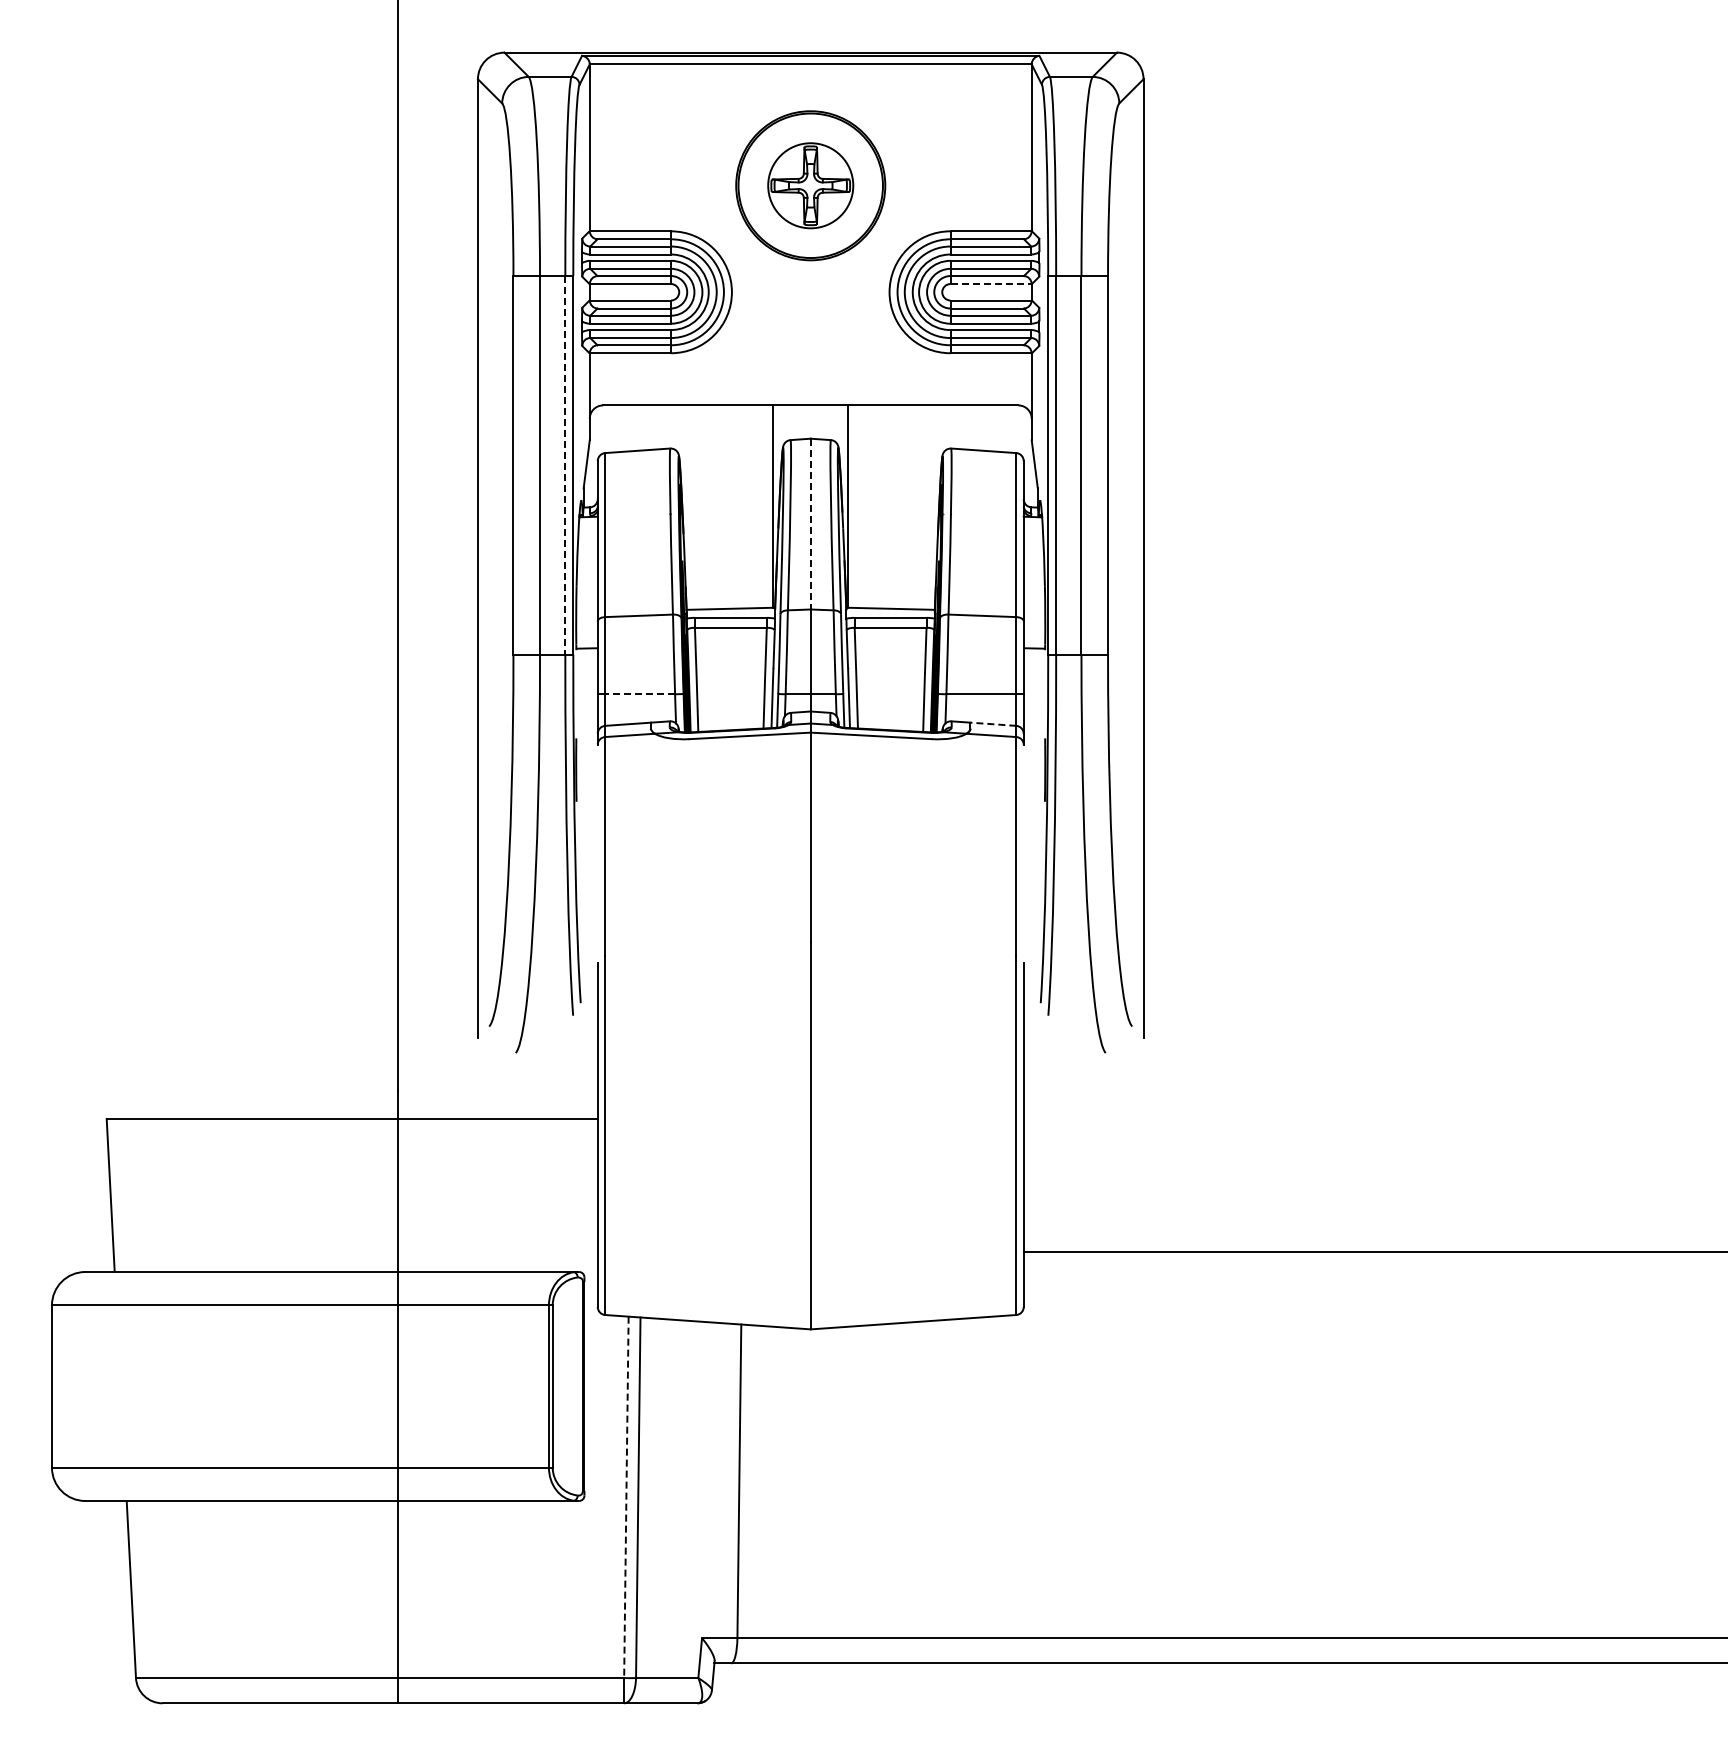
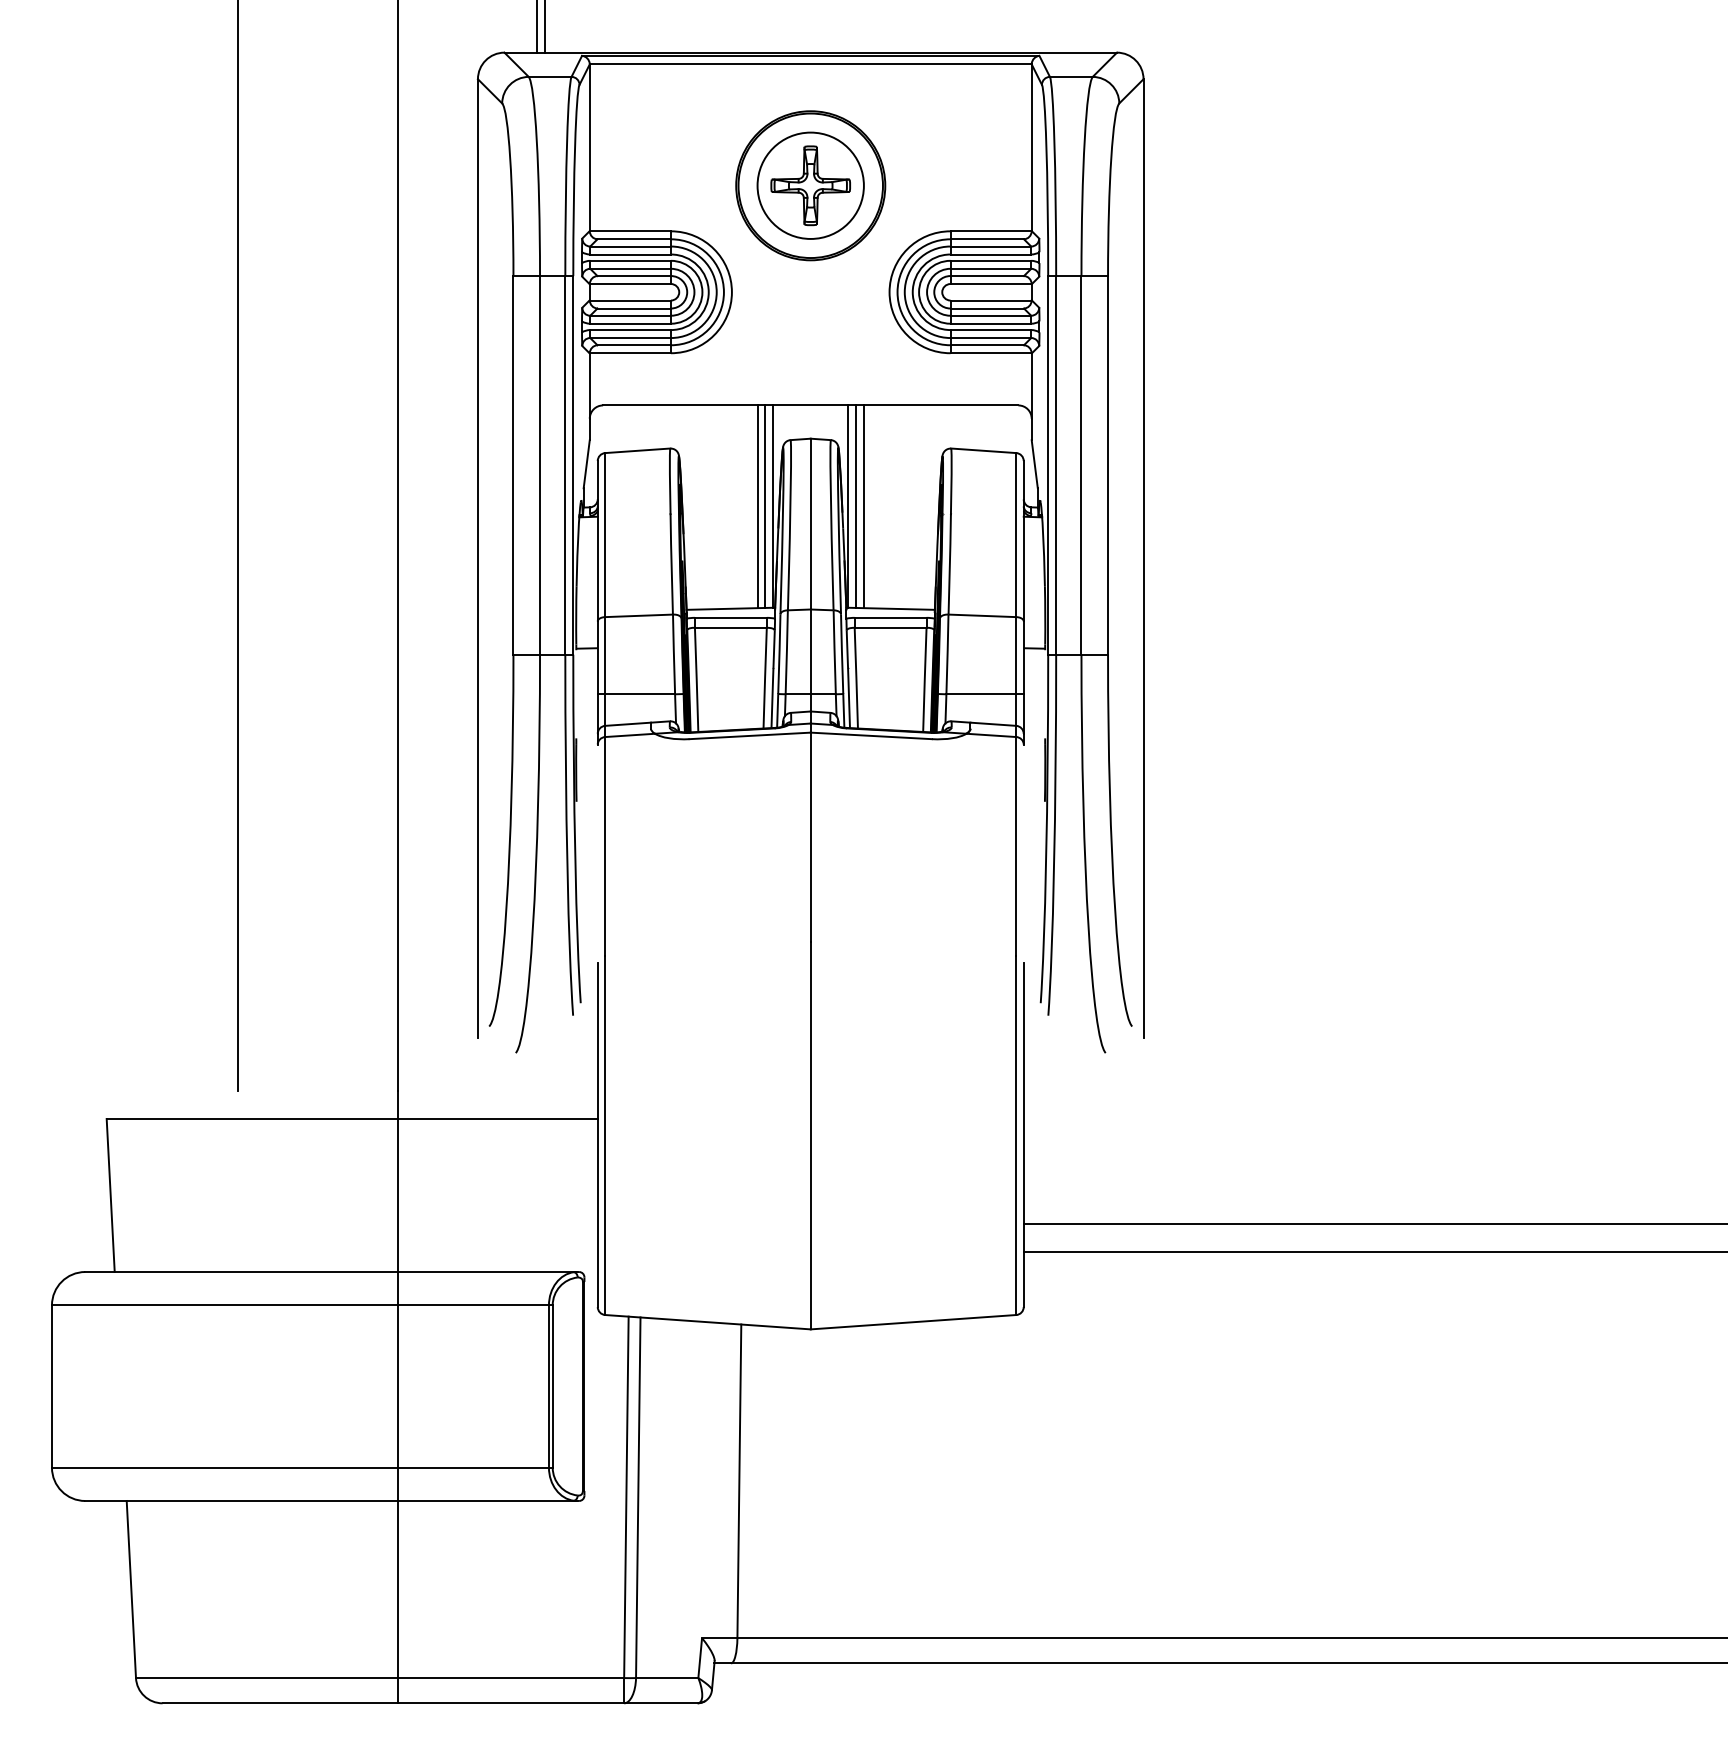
line: none -> present (536, 27)
line: none -> present (544, 27)
circle diameter: 85 px -> 106 px (810, 185)
line: dashed -> solid (991, 284)
line: dashed -> solid (565, 465)
line: none -> present (757, 506)
line: none -> present (765, 506)
line: none -> present (856, 506)
line: none -> present (863, 506)
line: dashed -> solid (810, 524)
line: none -> present (238, 546)
line: dashed -> solid (640, 694)
line: dashed -> solid (993, 724)
line: none -> present (1373, 1224)
line: dashed -> solid (626, 1497)
